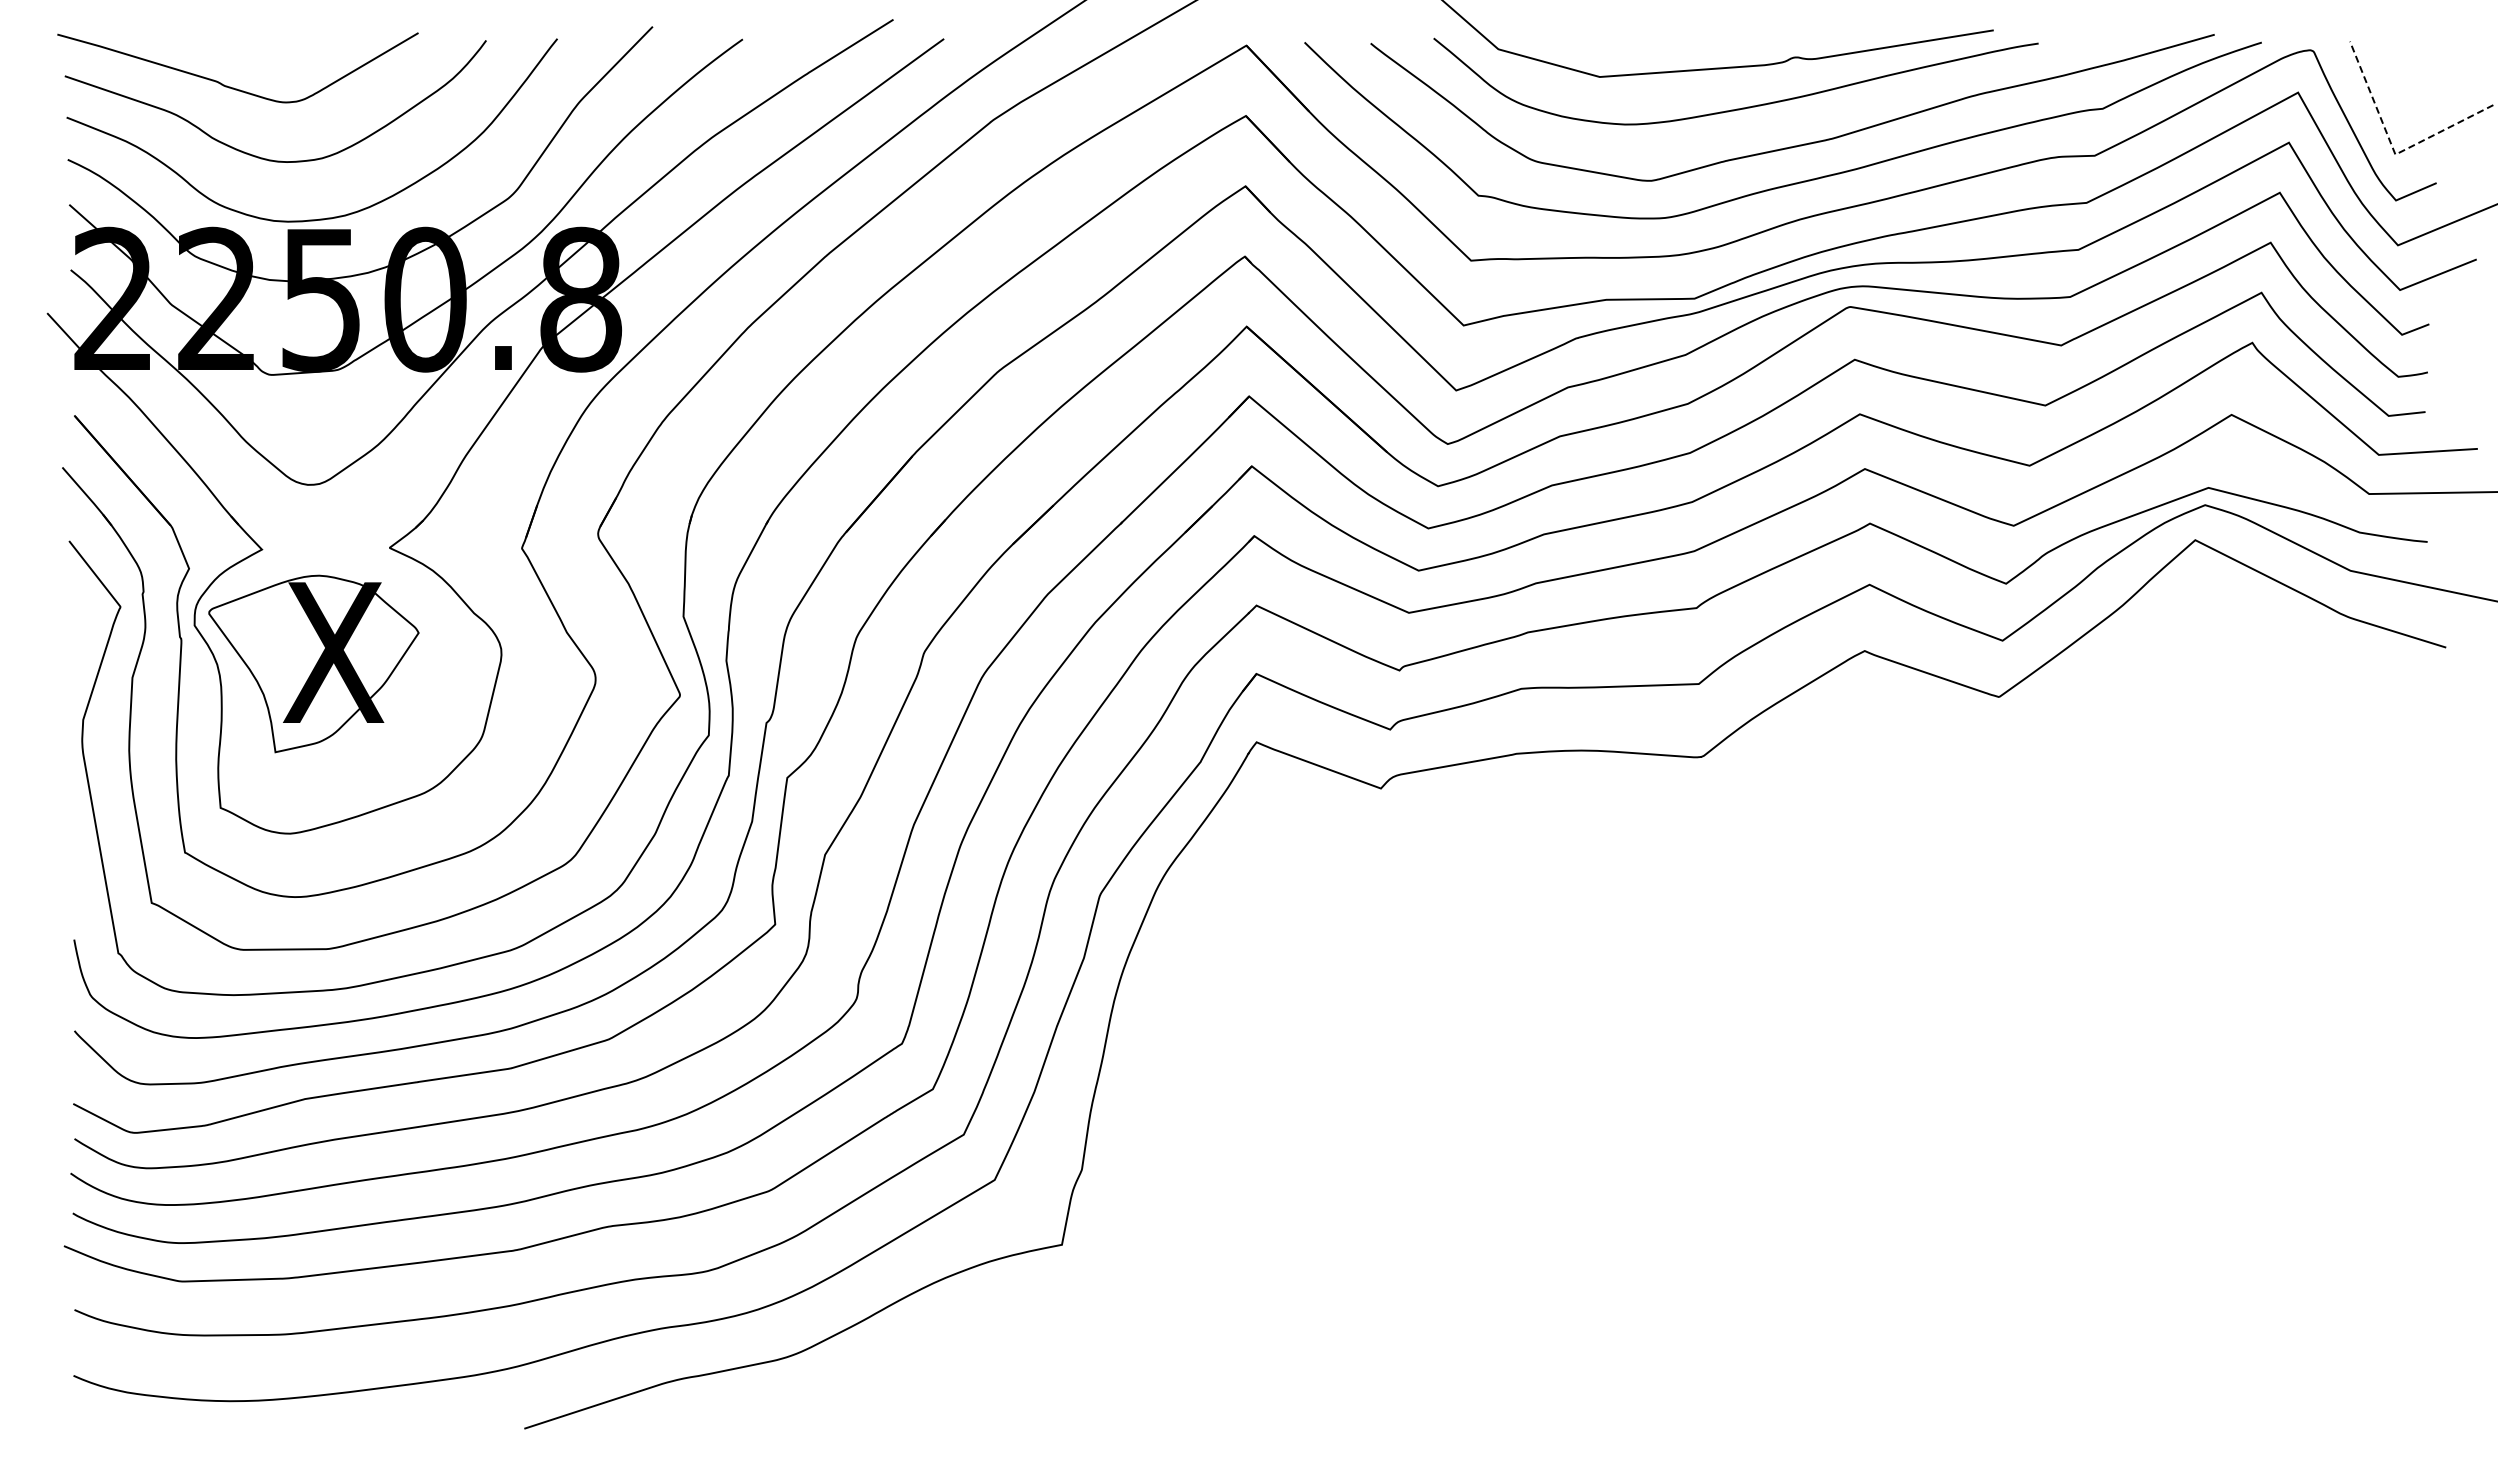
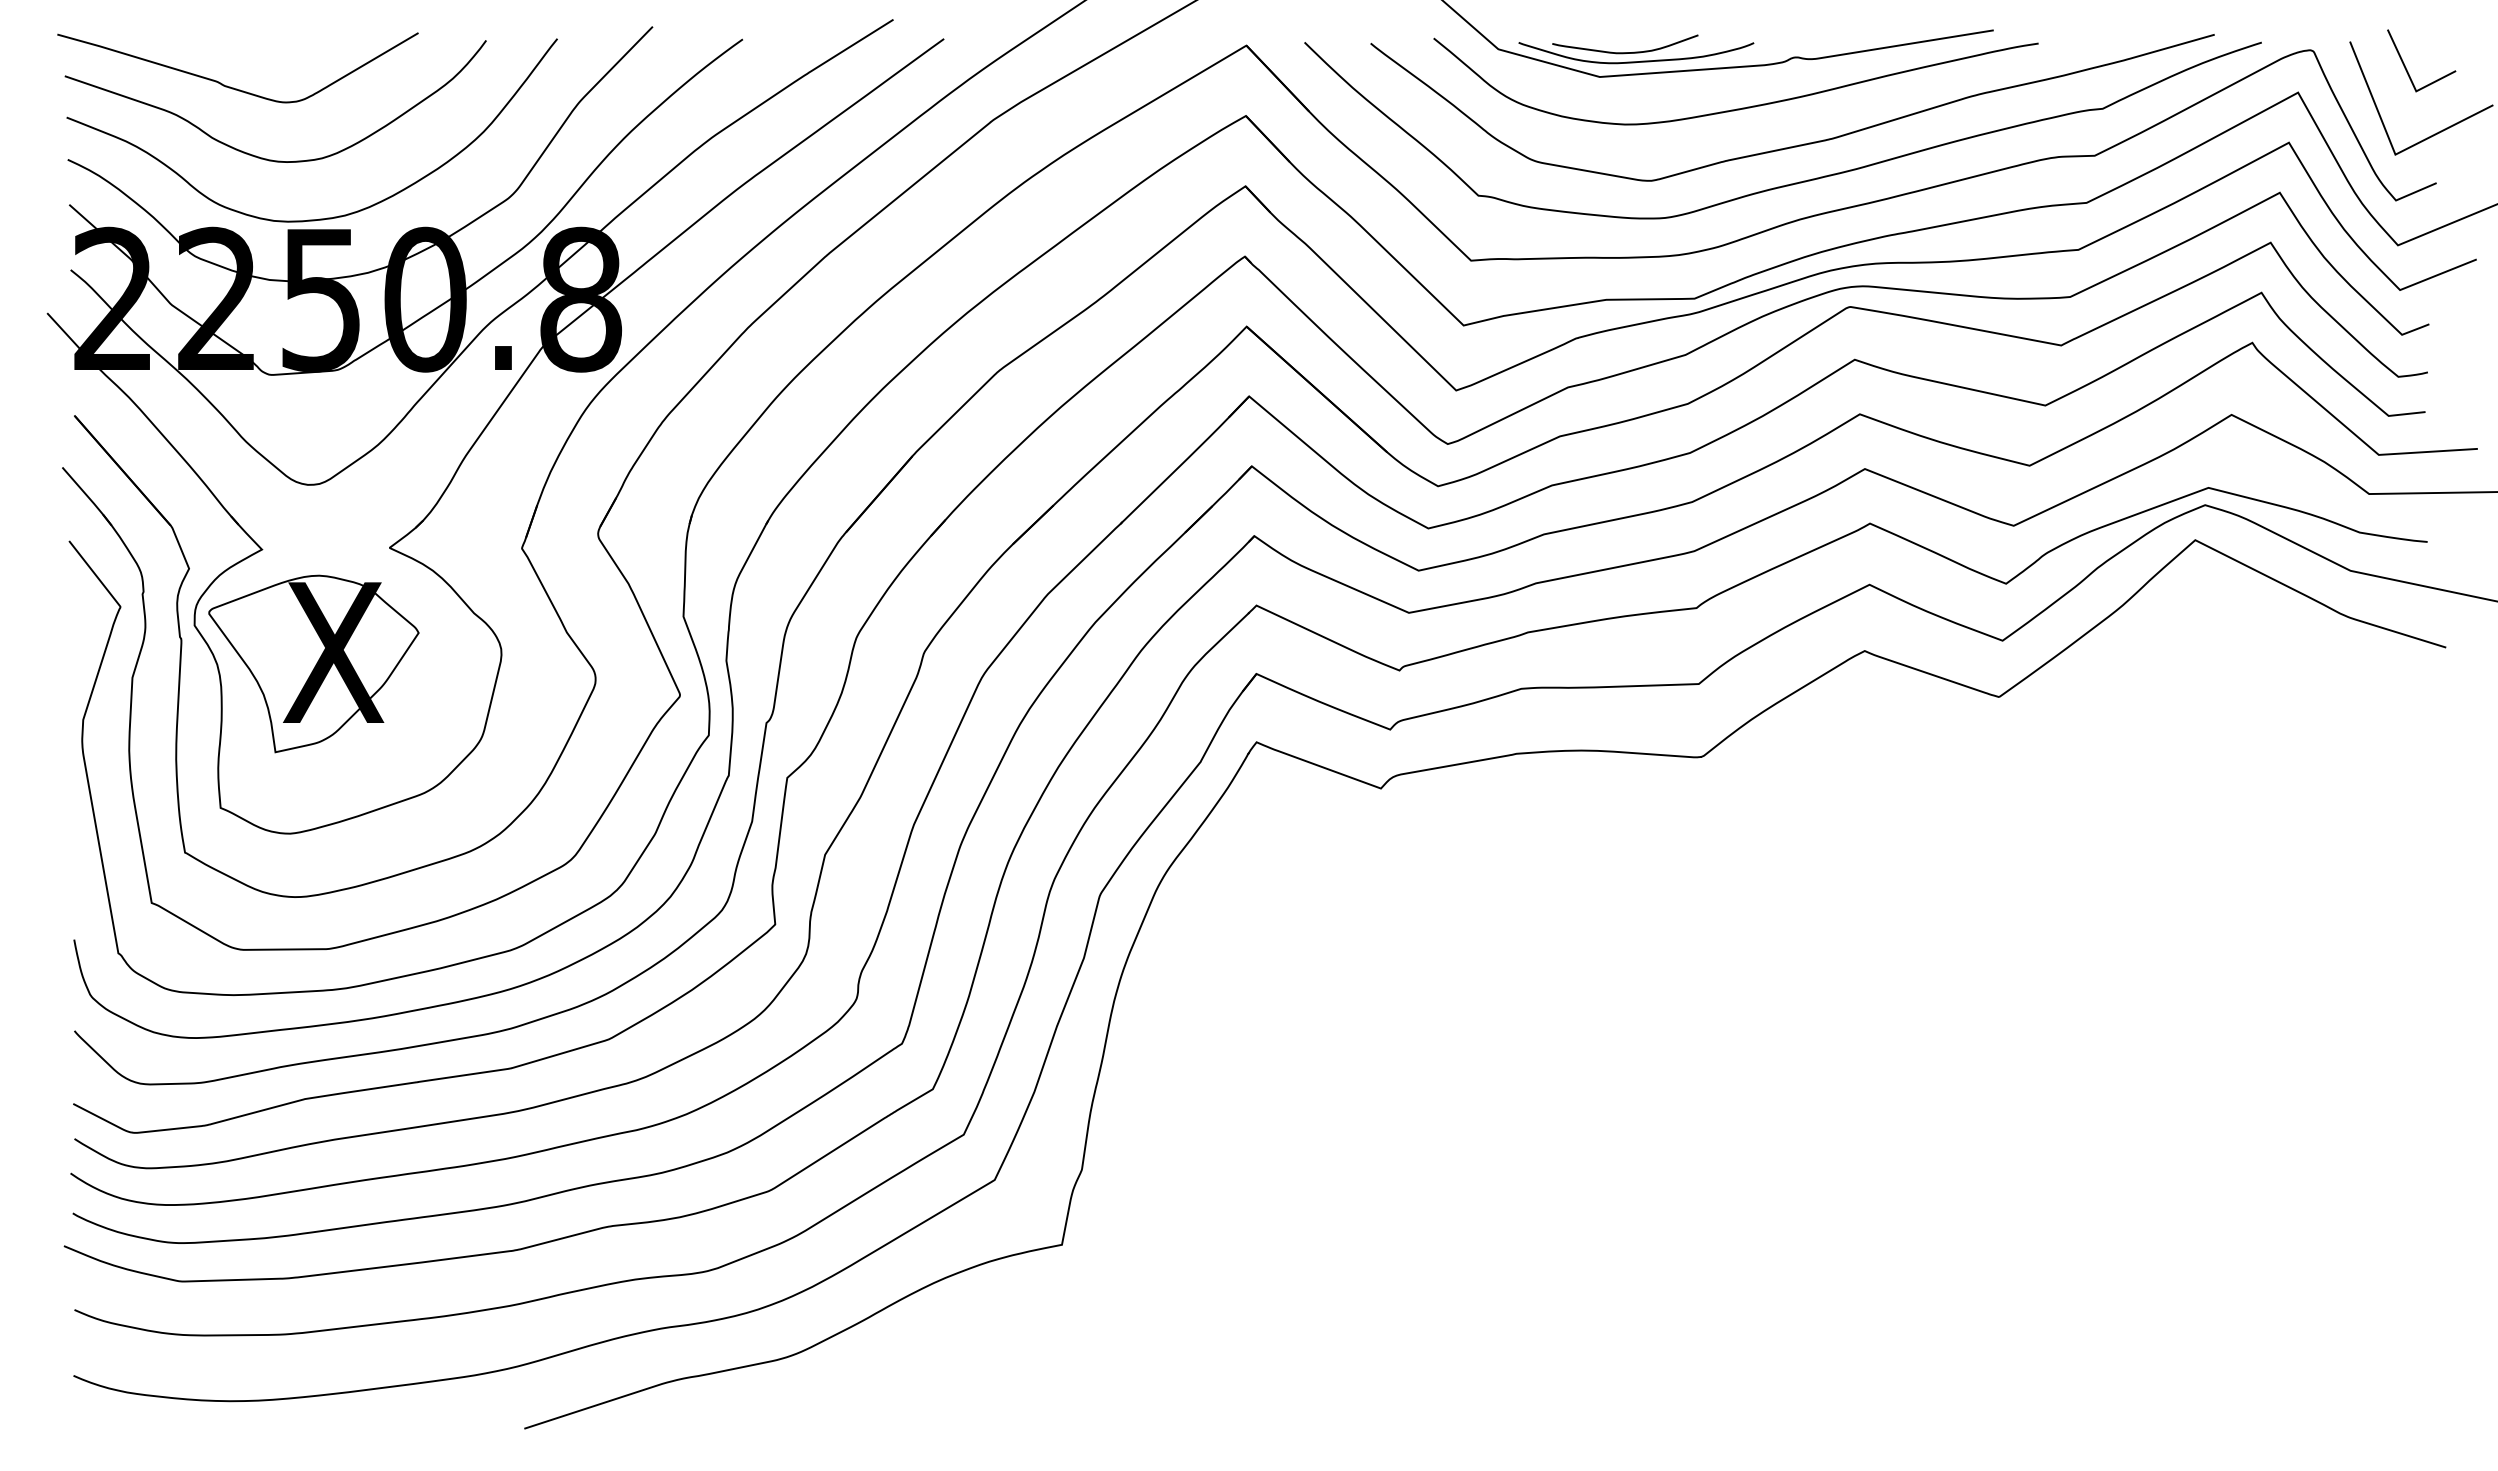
part: none -> present (1636, 49)
line: none -> present (2406, 67)
line: dashed -> solid (2393, 149)
